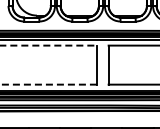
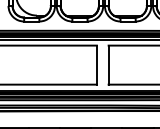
line: dashed -> solid (49, 45)
line: dashed -> solid (48, 84)
